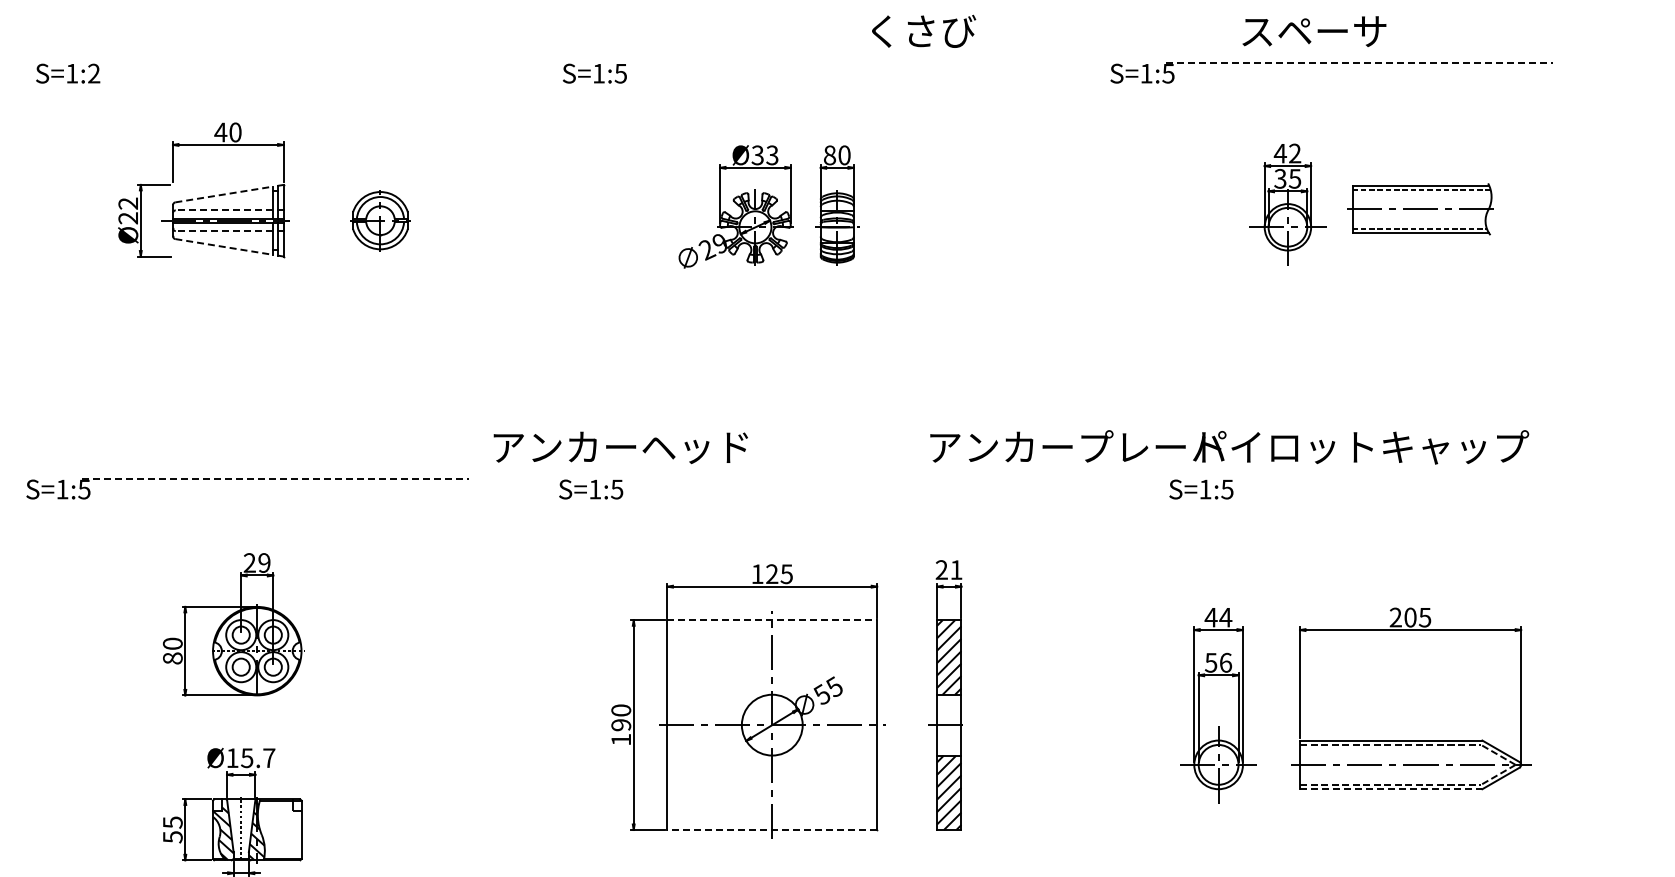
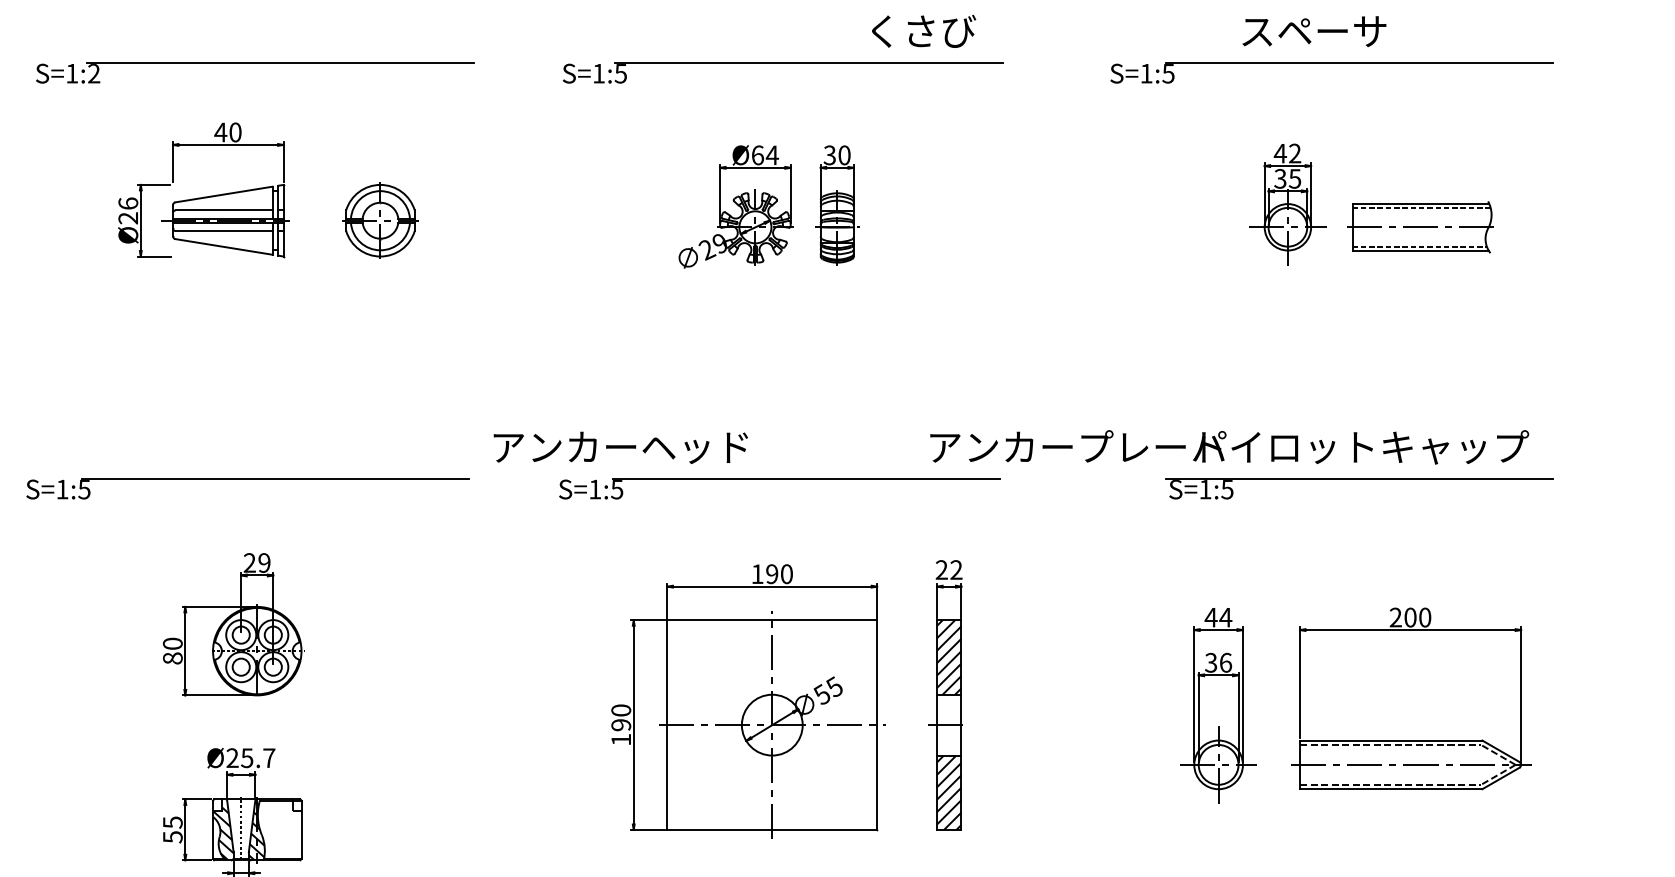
line: none -> present (279, 63)
line: none -> present (808, 63)
line: dashed -> solid (1359, 63)
text: Ø33 -> Ø64 (764, 155)
text: 80 -> 30 (829, 155)
line: dashed -> solid (224, 194)
text: Ø22 -> Ø26 (128, 203)
part position: (1420, 209) -> (1420, 227) (1420, 227)
line: dashed -> solid (223, 210)
part size: 61x62 px -> 77x77 px (380, 220)
line: dashed -> solid (223, 231)
line: dashed -> solid (224, 247)
line: dashed -> solid (275, 479)
line: none -> present (805, 479)
line: none -> present (1359, 479)
text: 21 -> 22 (956, 569)
text: 125 -> 190 (779, 574)
text: 205 -> 200 (1425, 617)
line: dashed -> solid (772, 620)
text: 56 -> 36 (1211, 662)
text: Ø15.7 -> Ø25.7 (232, 757)
line: dashed -> solid (1391, 789)
line: dashed -> solid (772, 829)
